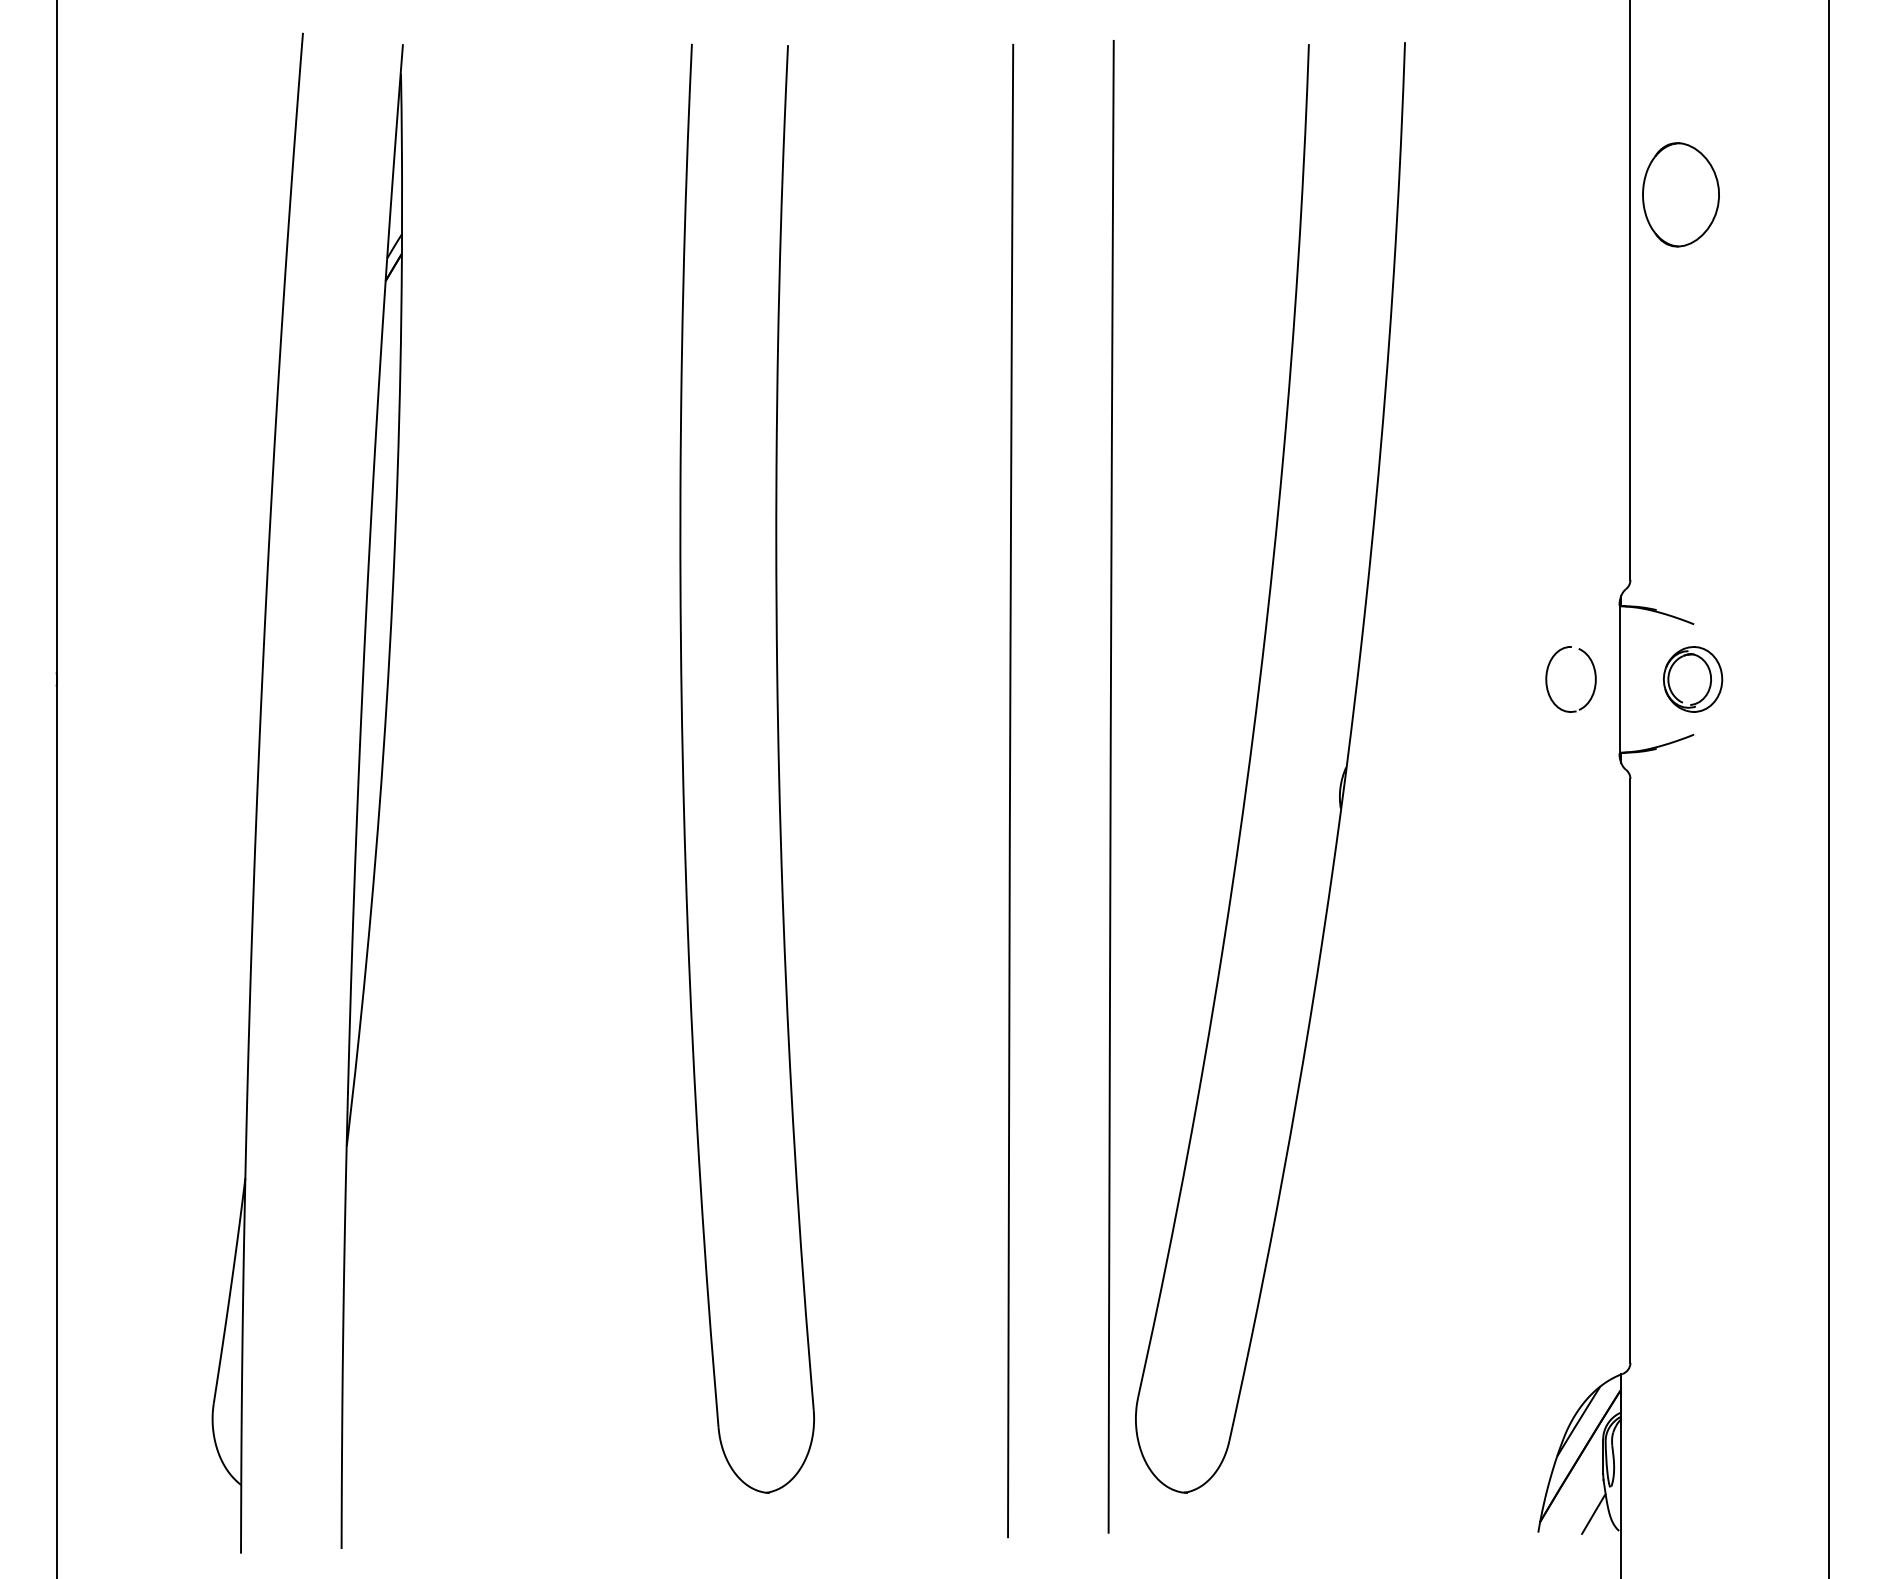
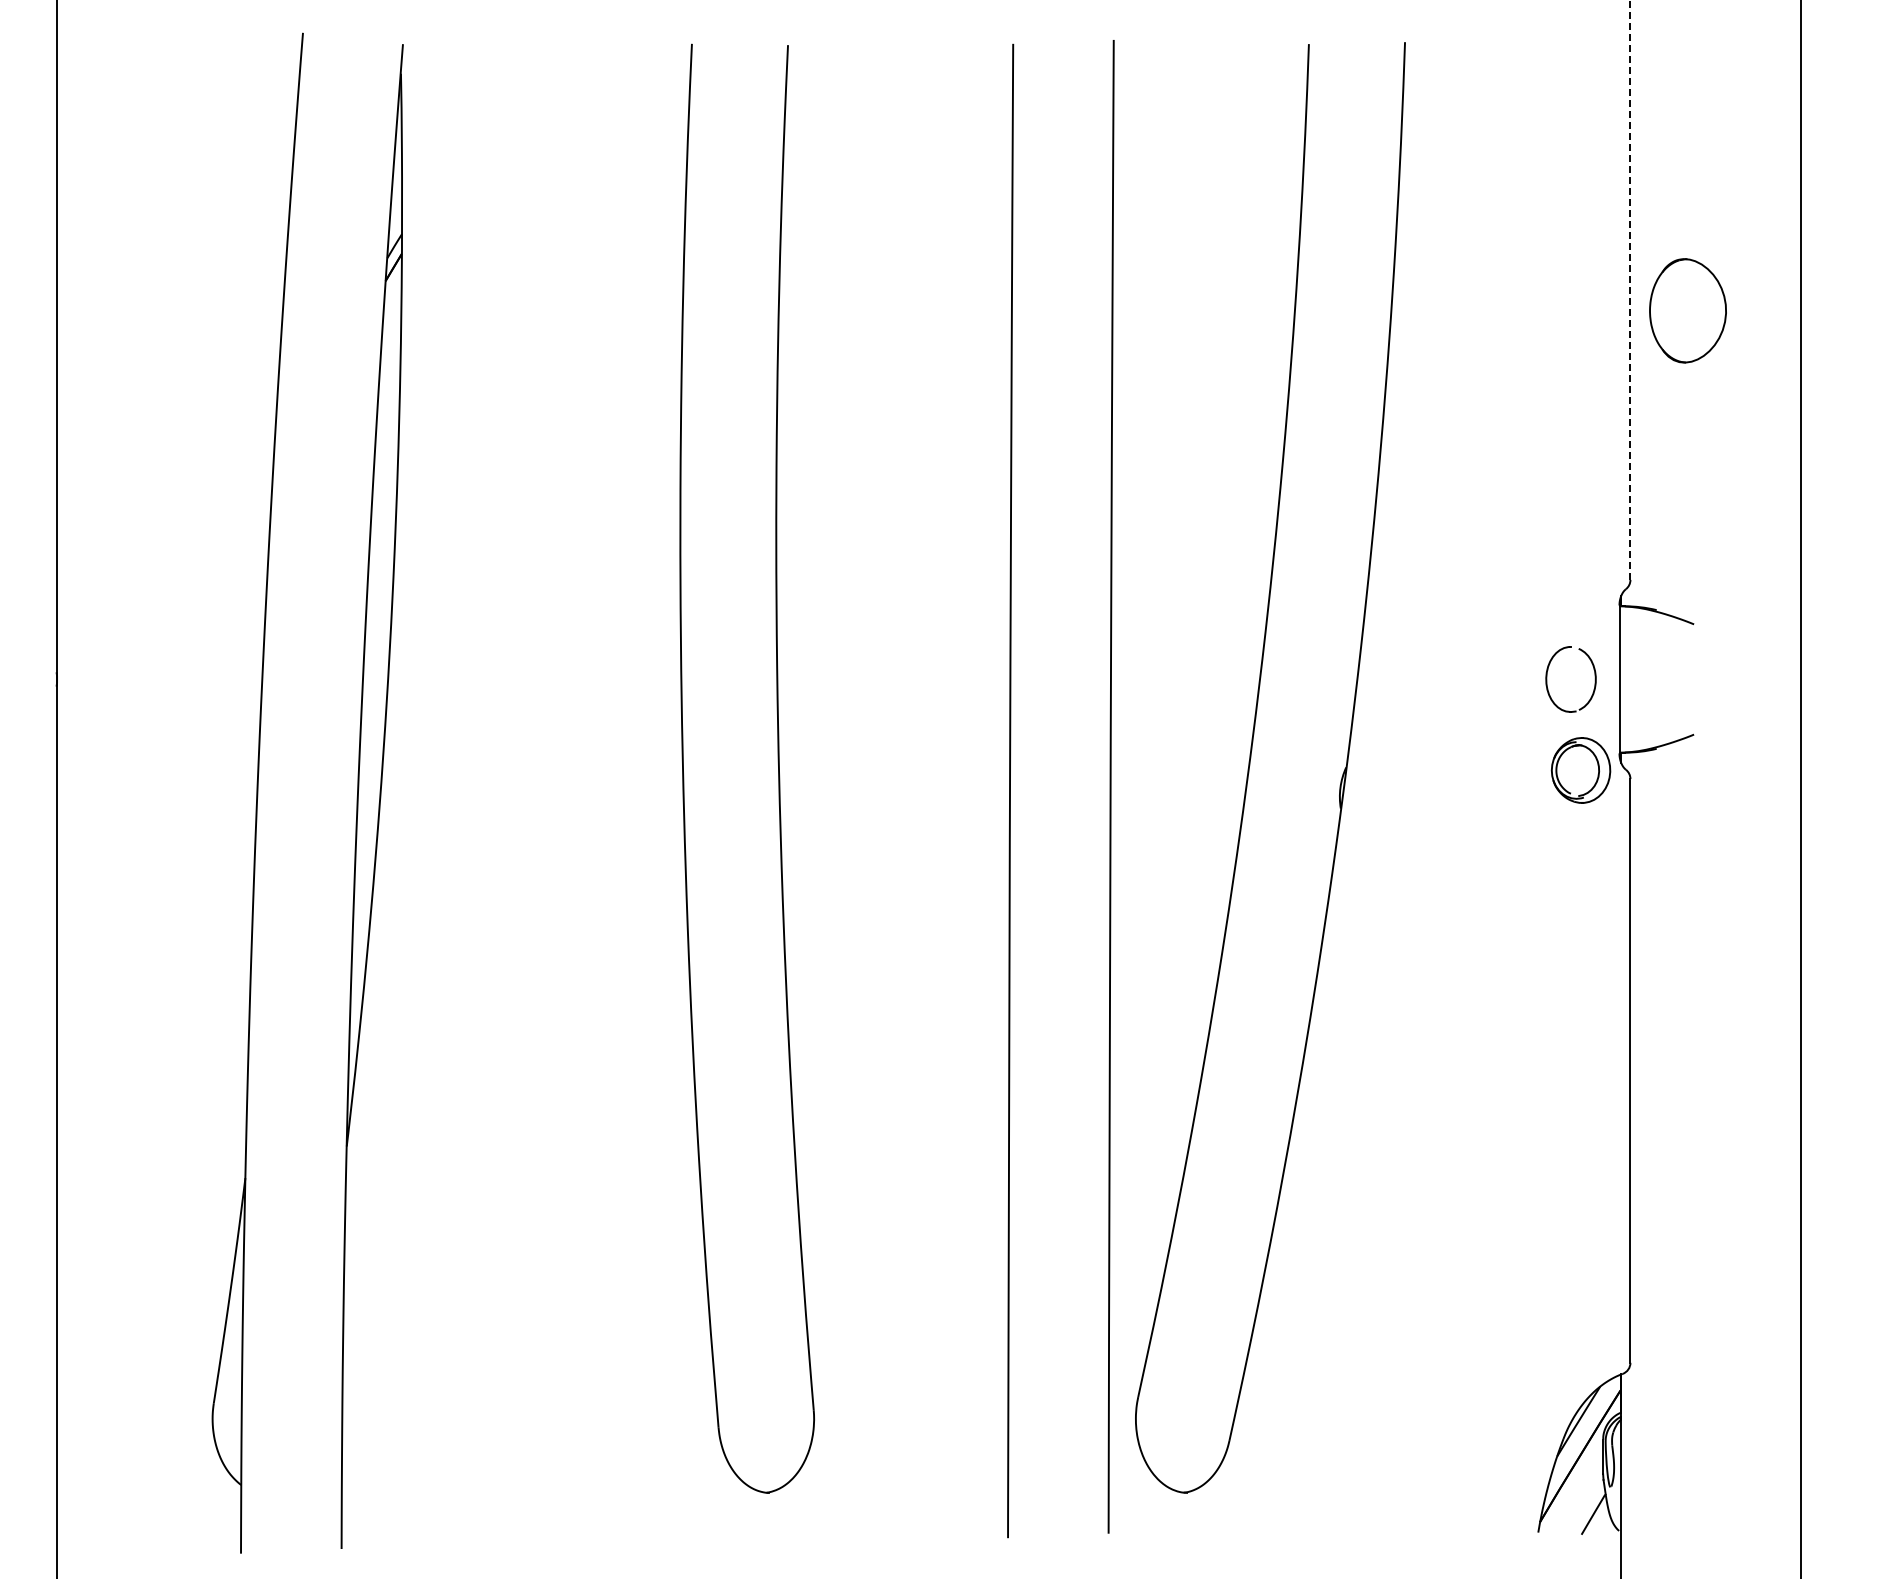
part position: (1680, 194) -> (1687, 310) (1687, 310)
line: solid -> dashed (1630, 289)
part position: (1692, 679) -> (1580, 770) (1580, 770)
line position: (1829, 788) -> (1801, 788) (1801, 788)
